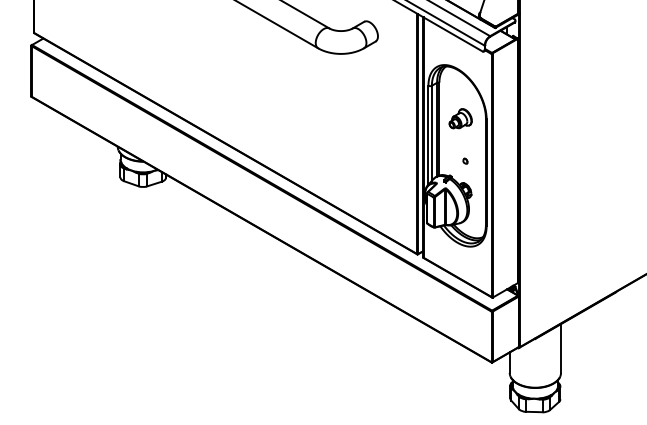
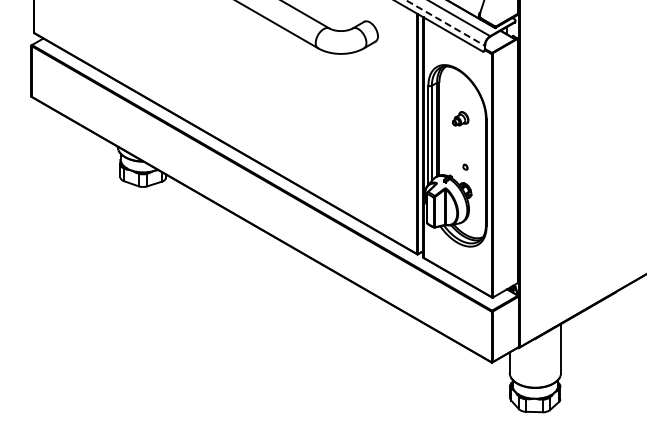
line: solid -> dashed (445, 23)
part size: 25x22 px -> 19x16 px (460, 118)
part position: (465, 160) -> (465, 166) (465, 166)
